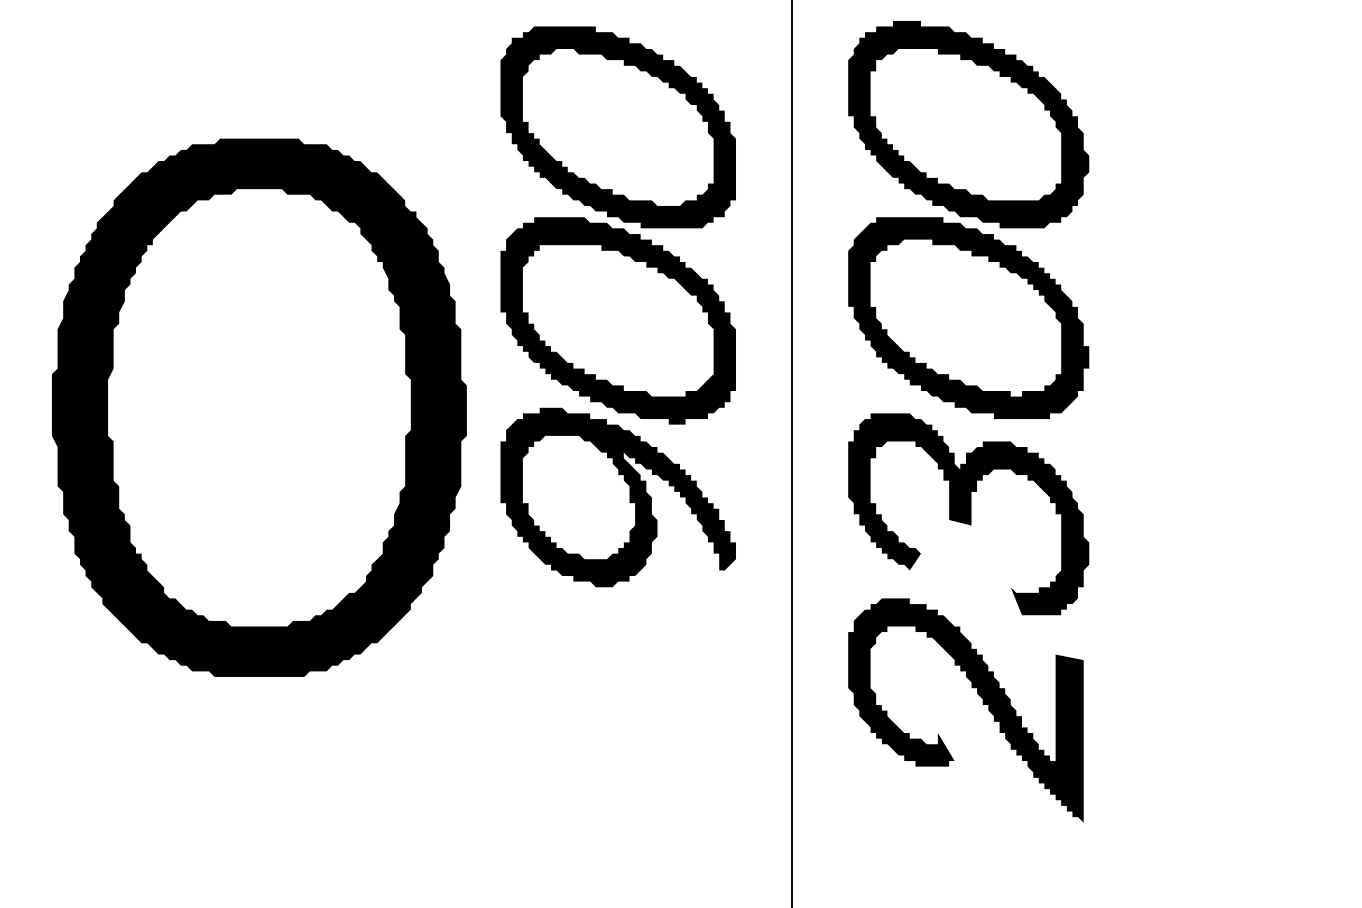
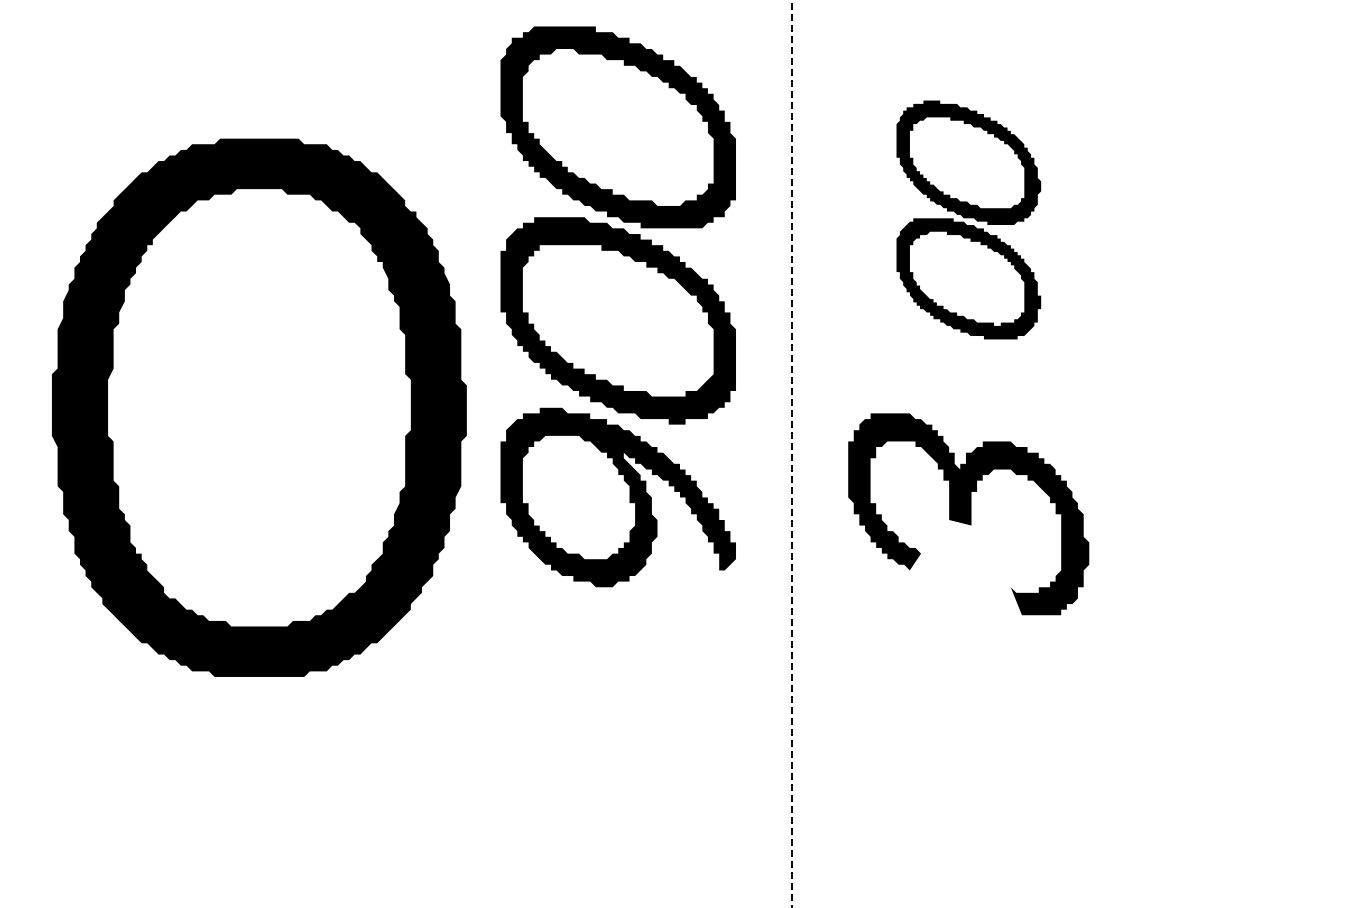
part size: 242x398 px -> 146x240 px (968, 219)
line: solid -> dashed (792, 454)
fill: present -> none (965, 710)
